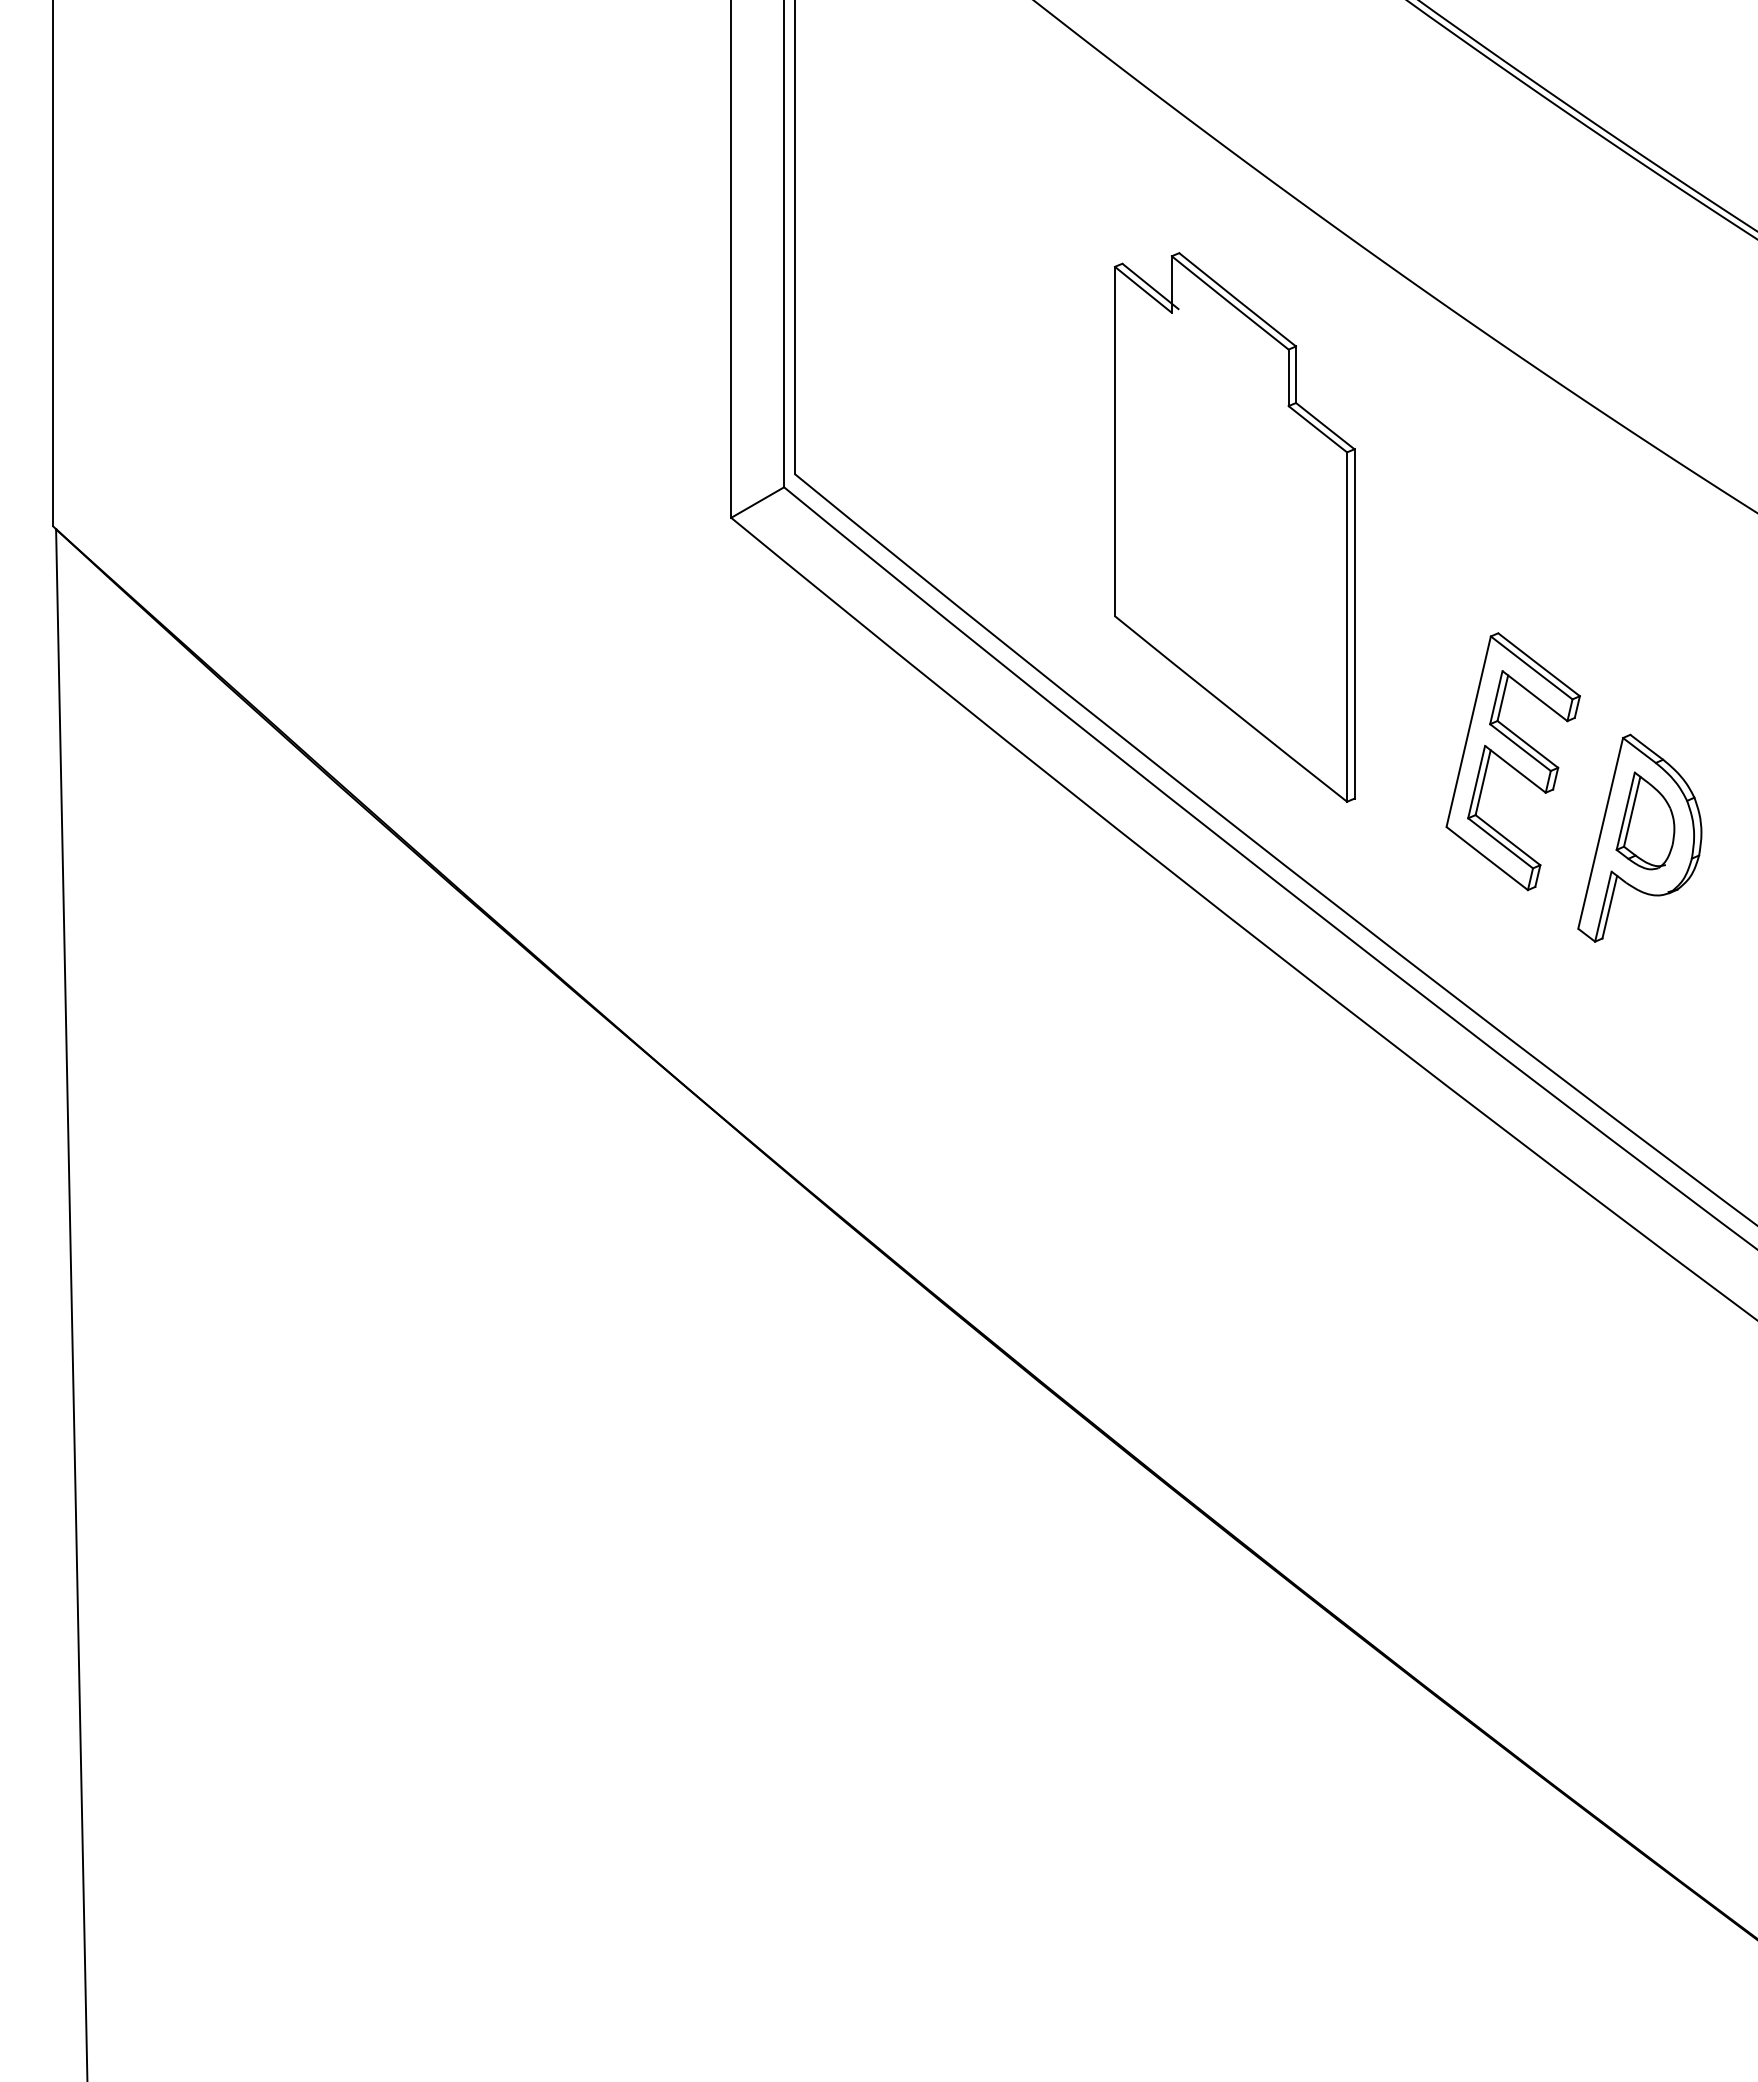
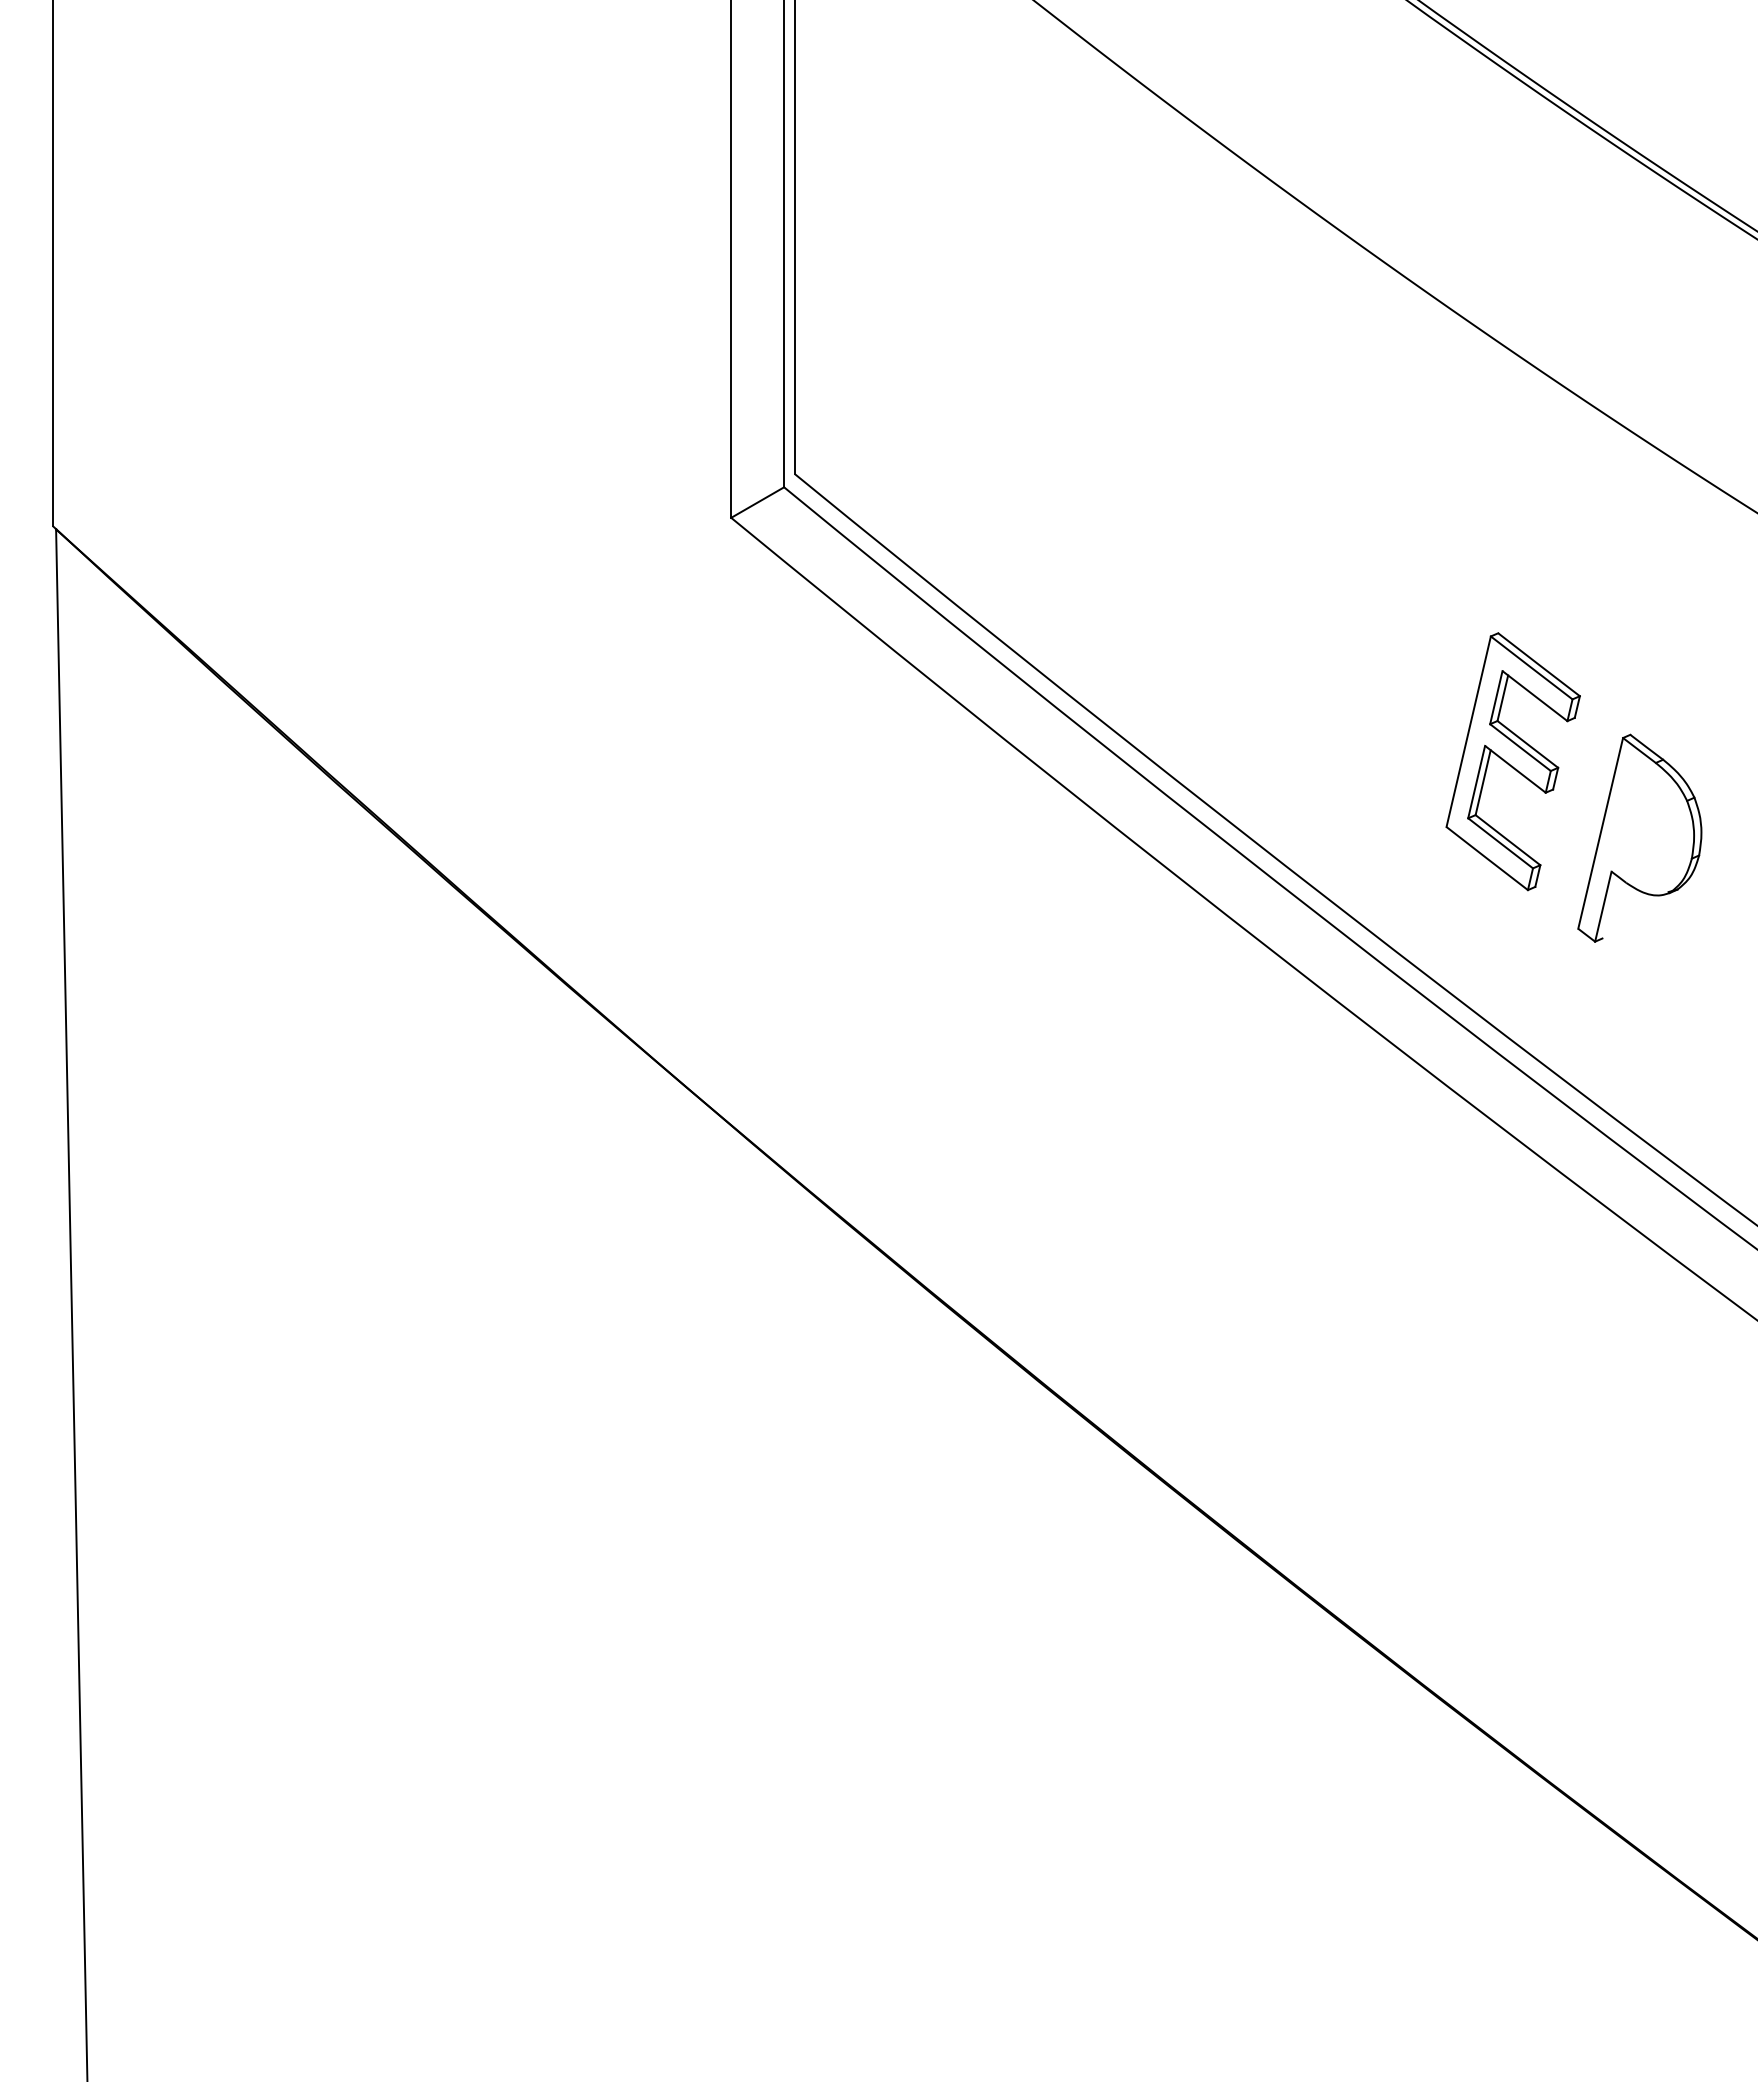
part: present -> none (1234, 527)
part: present -> none (1645, 820)
line: present -> none (1609, 906)
